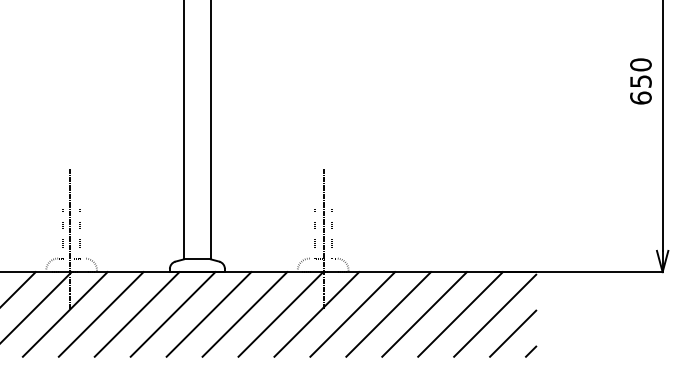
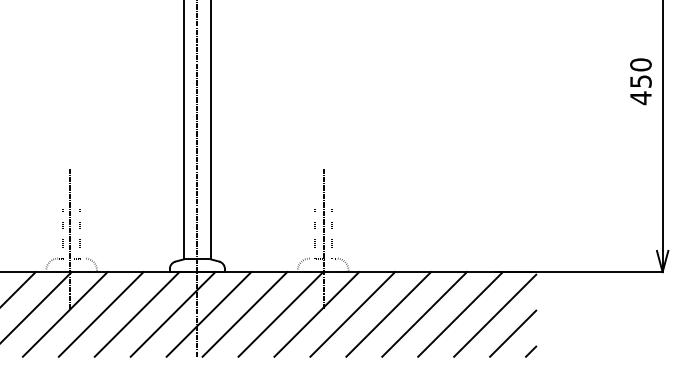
text: 650 -> 450 (640, 98)
line: none -> present (197, 179)
